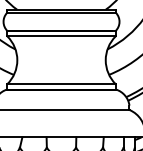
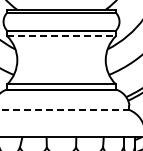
line: solid -> dashed (62, 36)
line: solid -> dashed (65, 110)
